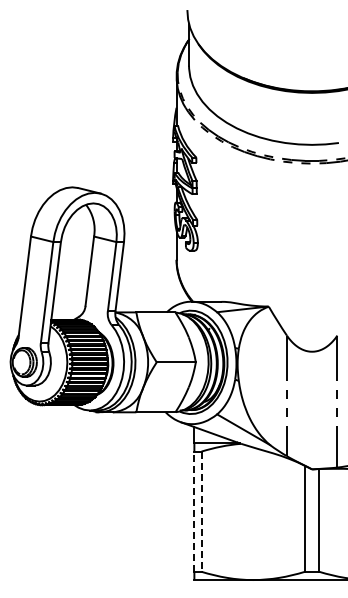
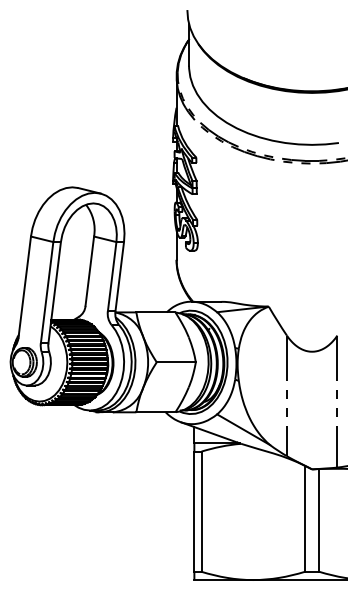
line: dashed -> solid (194, 511)
line: dashed -> solid (201, 512)
